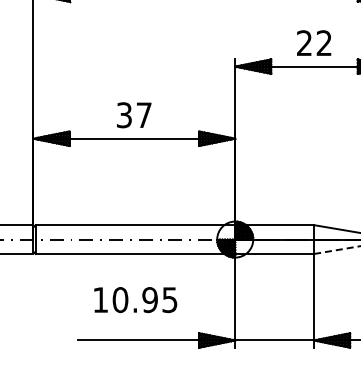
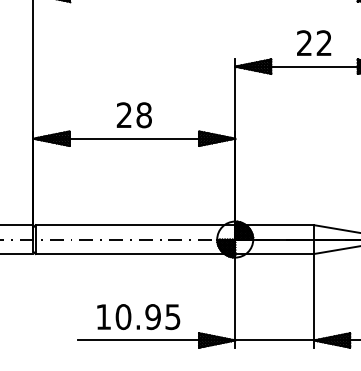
text: 37 -> 28 (133, 115)
line: dashed -> solid (337, 250)
text position: (135, 300) -> (138, 317) (138, 317)
